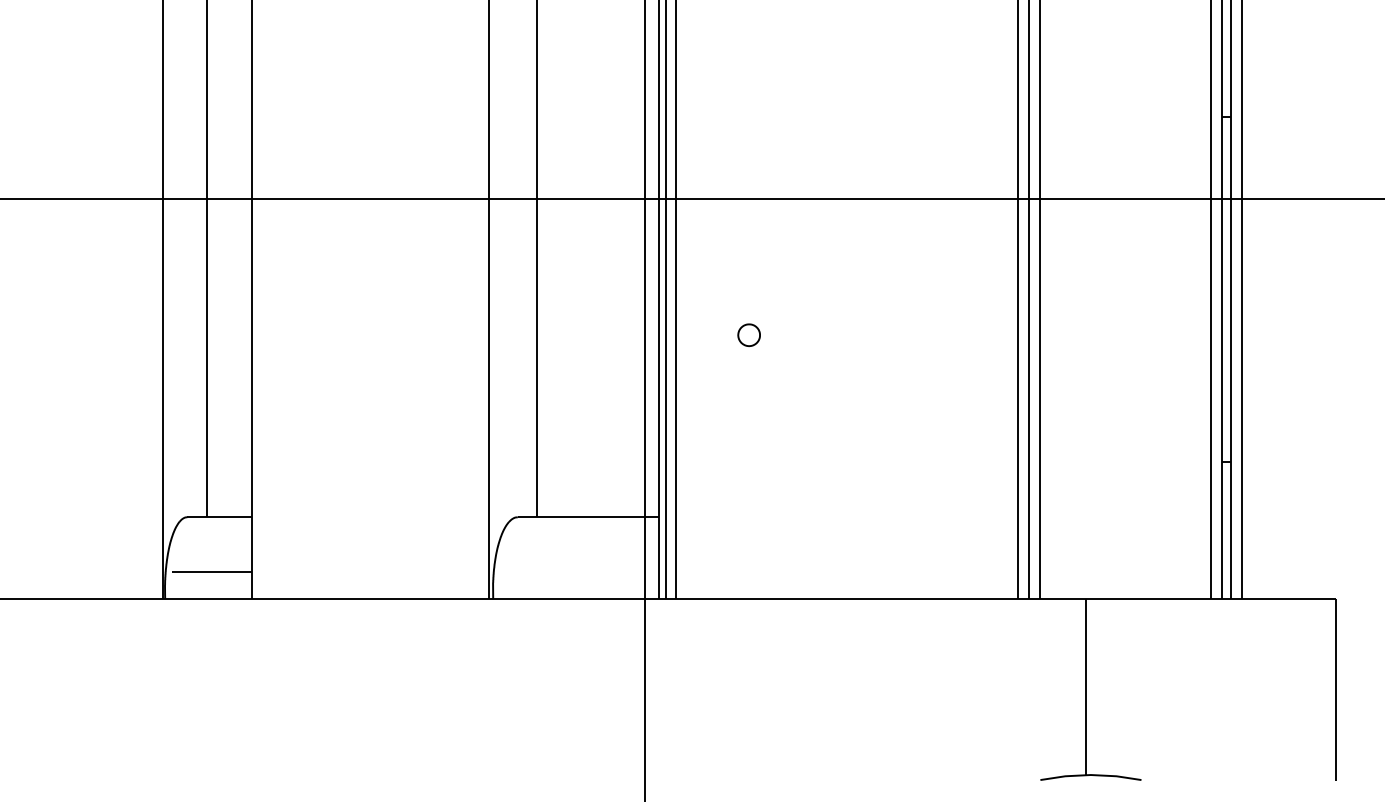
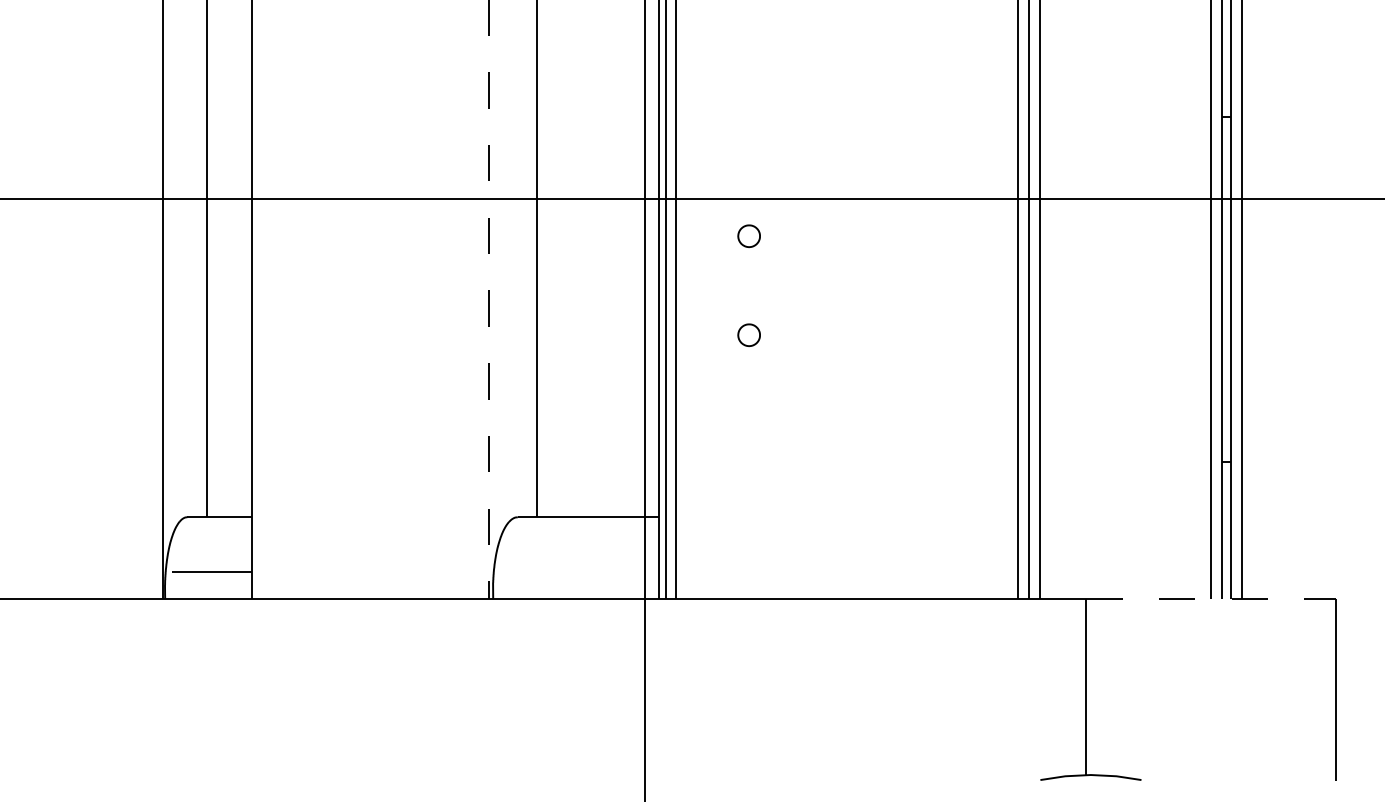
part: none -> present (748, 236)
line: solid -> dashed (489, 300)
line: solid -> dashed (1211, 599)
